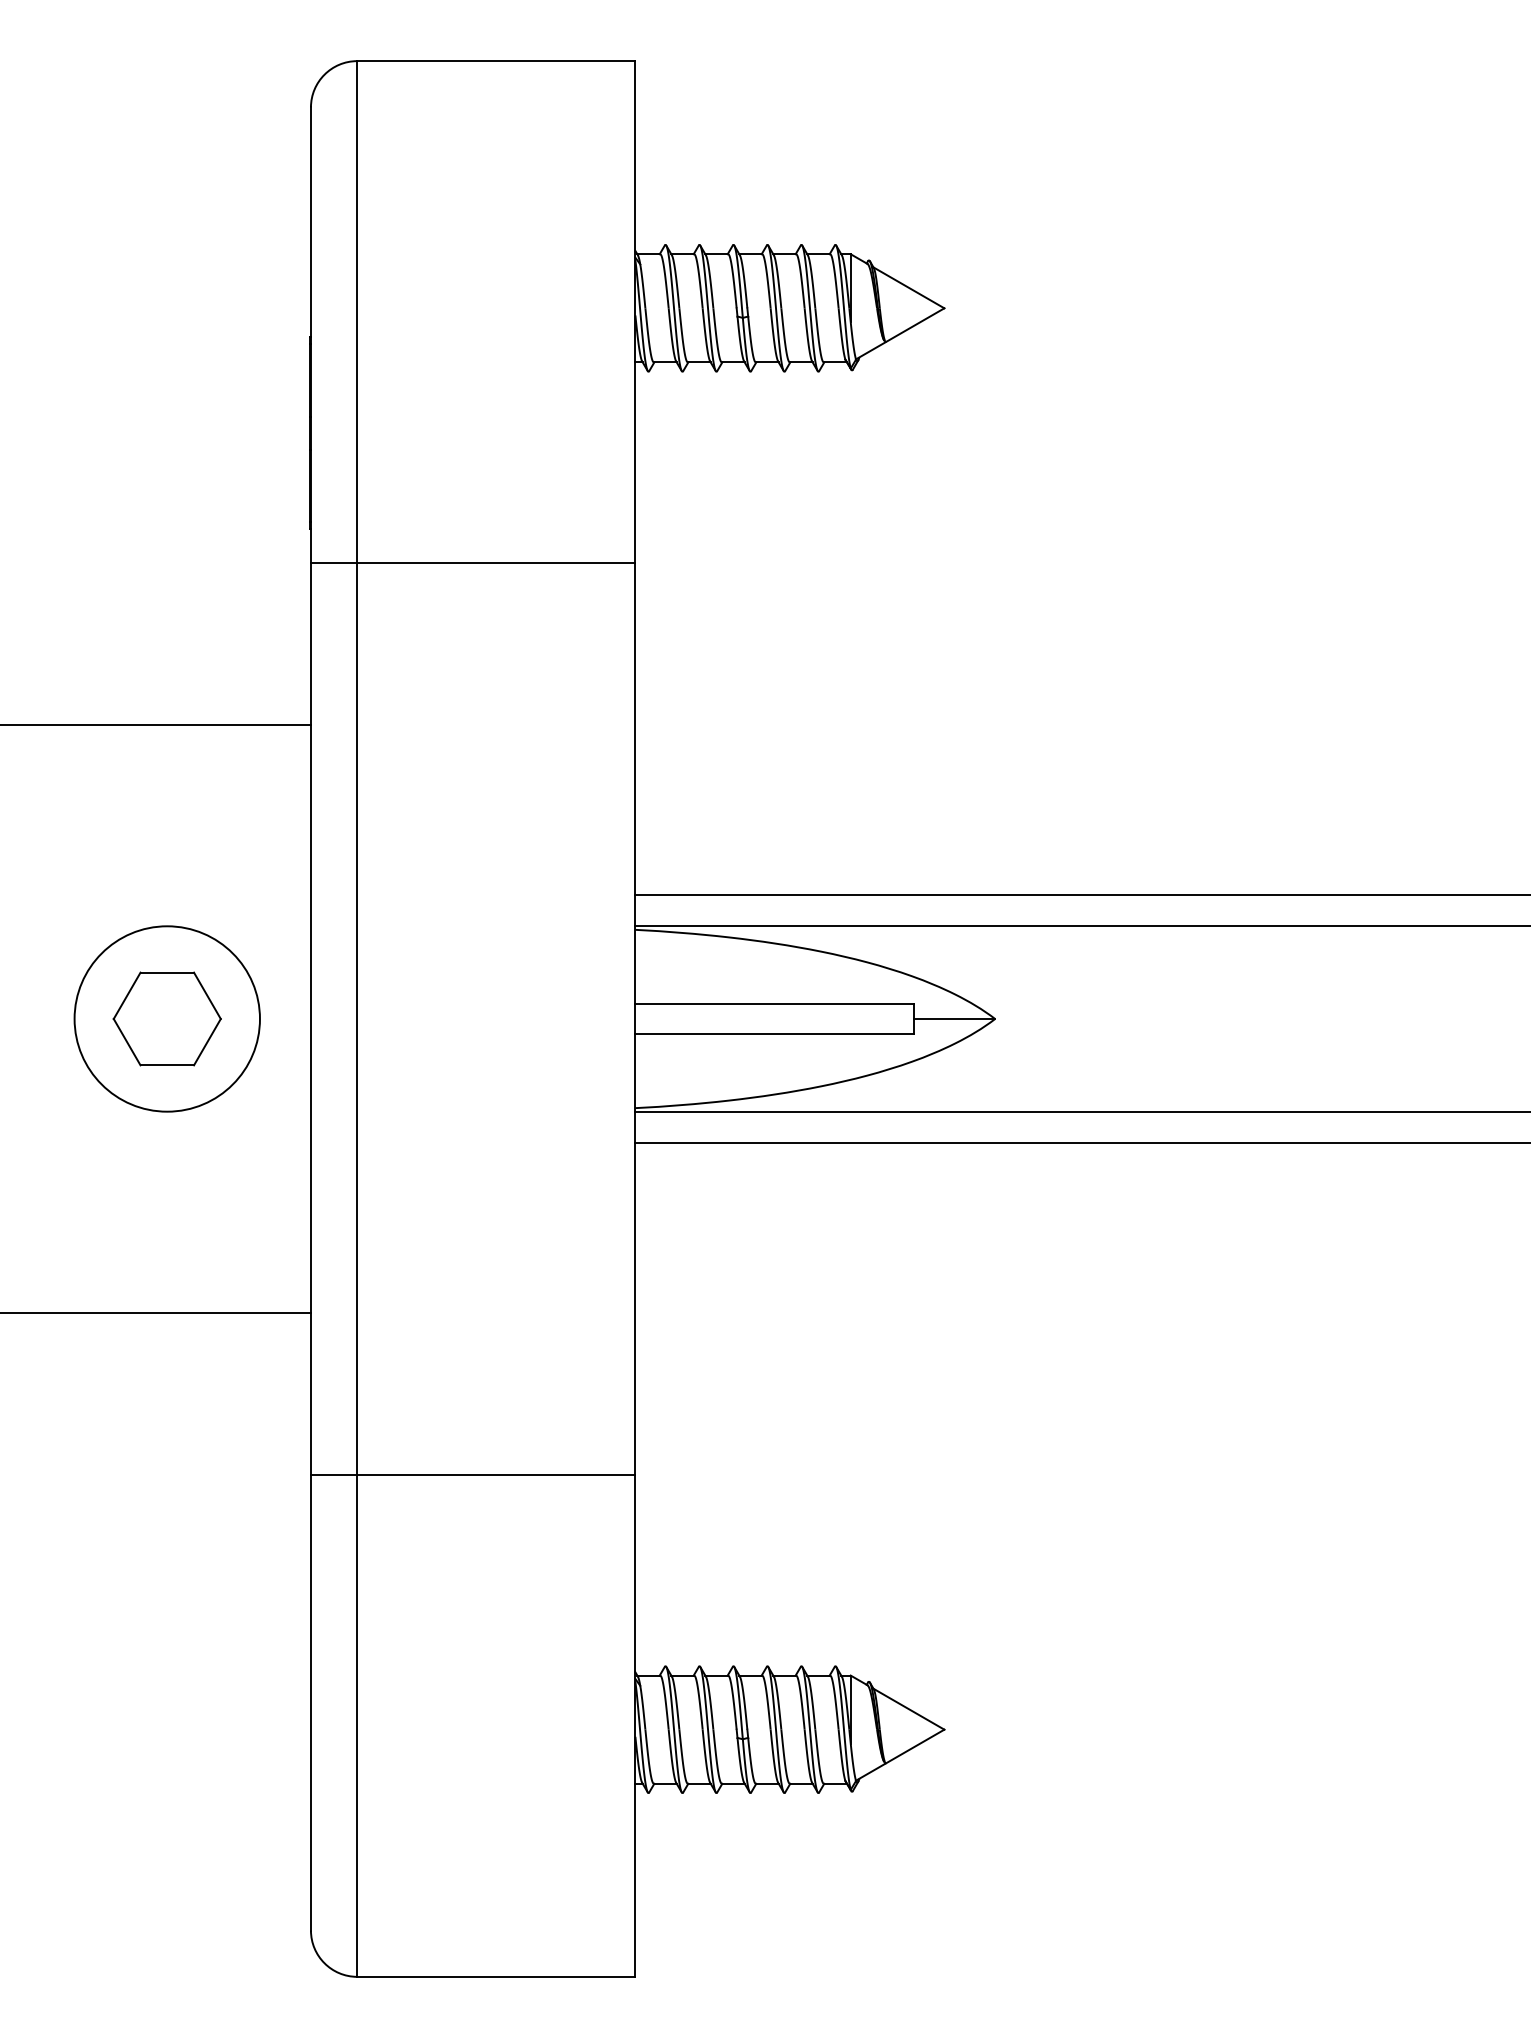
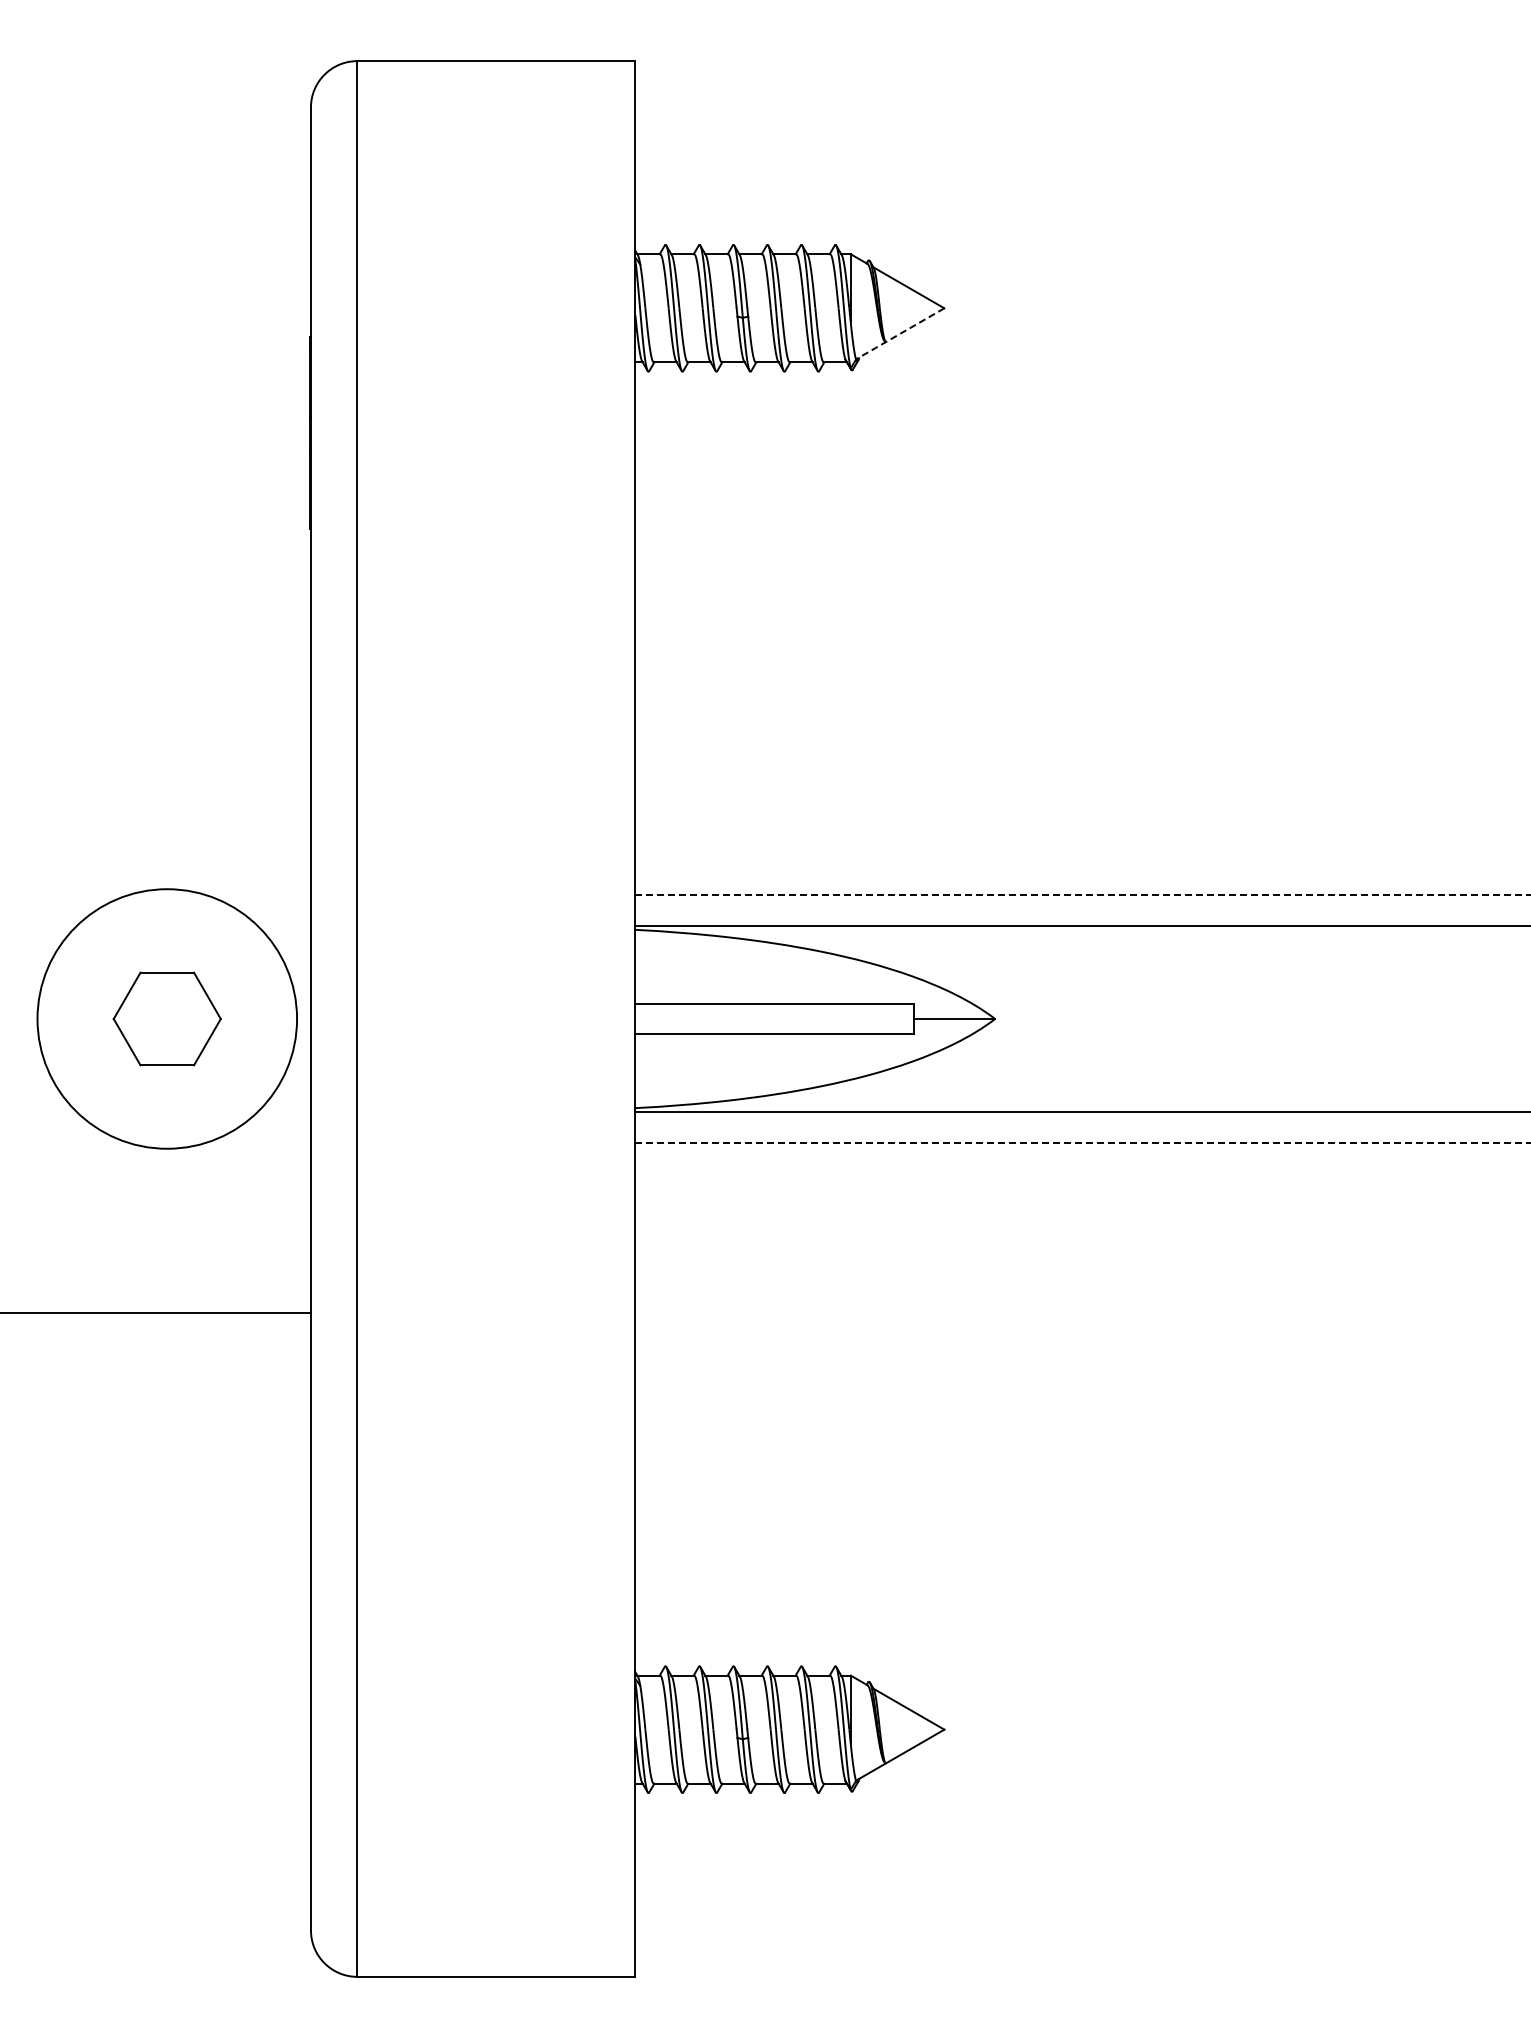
line: solid -> dashed (899, 334)
line: present -> none (472, 563)
line: present -> none (156, 725)
line: solid -> dashed (1083, 895)
circle diameter: 185 px -> 260 px (167, 1018)
line: solid -> dashed (1083, 1142)
line: present -> none (472, 1474)
